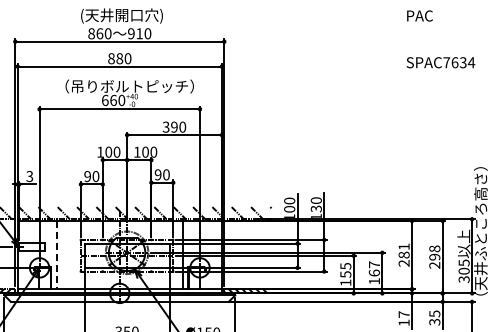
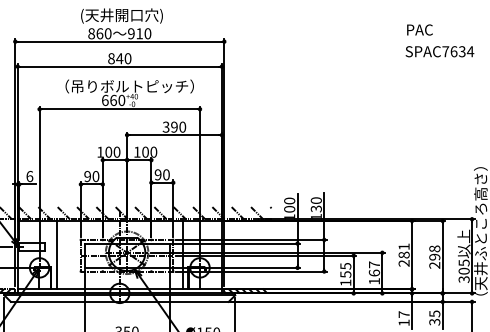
text position: (419, 15) -> (419, 29) (419, 29)
text: 880 -> 840 (119, 58)
text position: (440, 62) -> (439, 51) (439, 51)
text: 3 -> 6 (29, 176)
line: dashed -> solid (56, 255)
